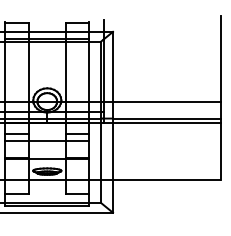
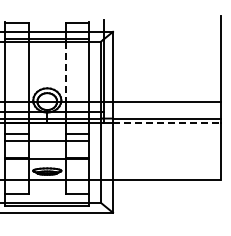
line: solid -> dashed (66, 72)
line: solid -> dashed (166, 123)
